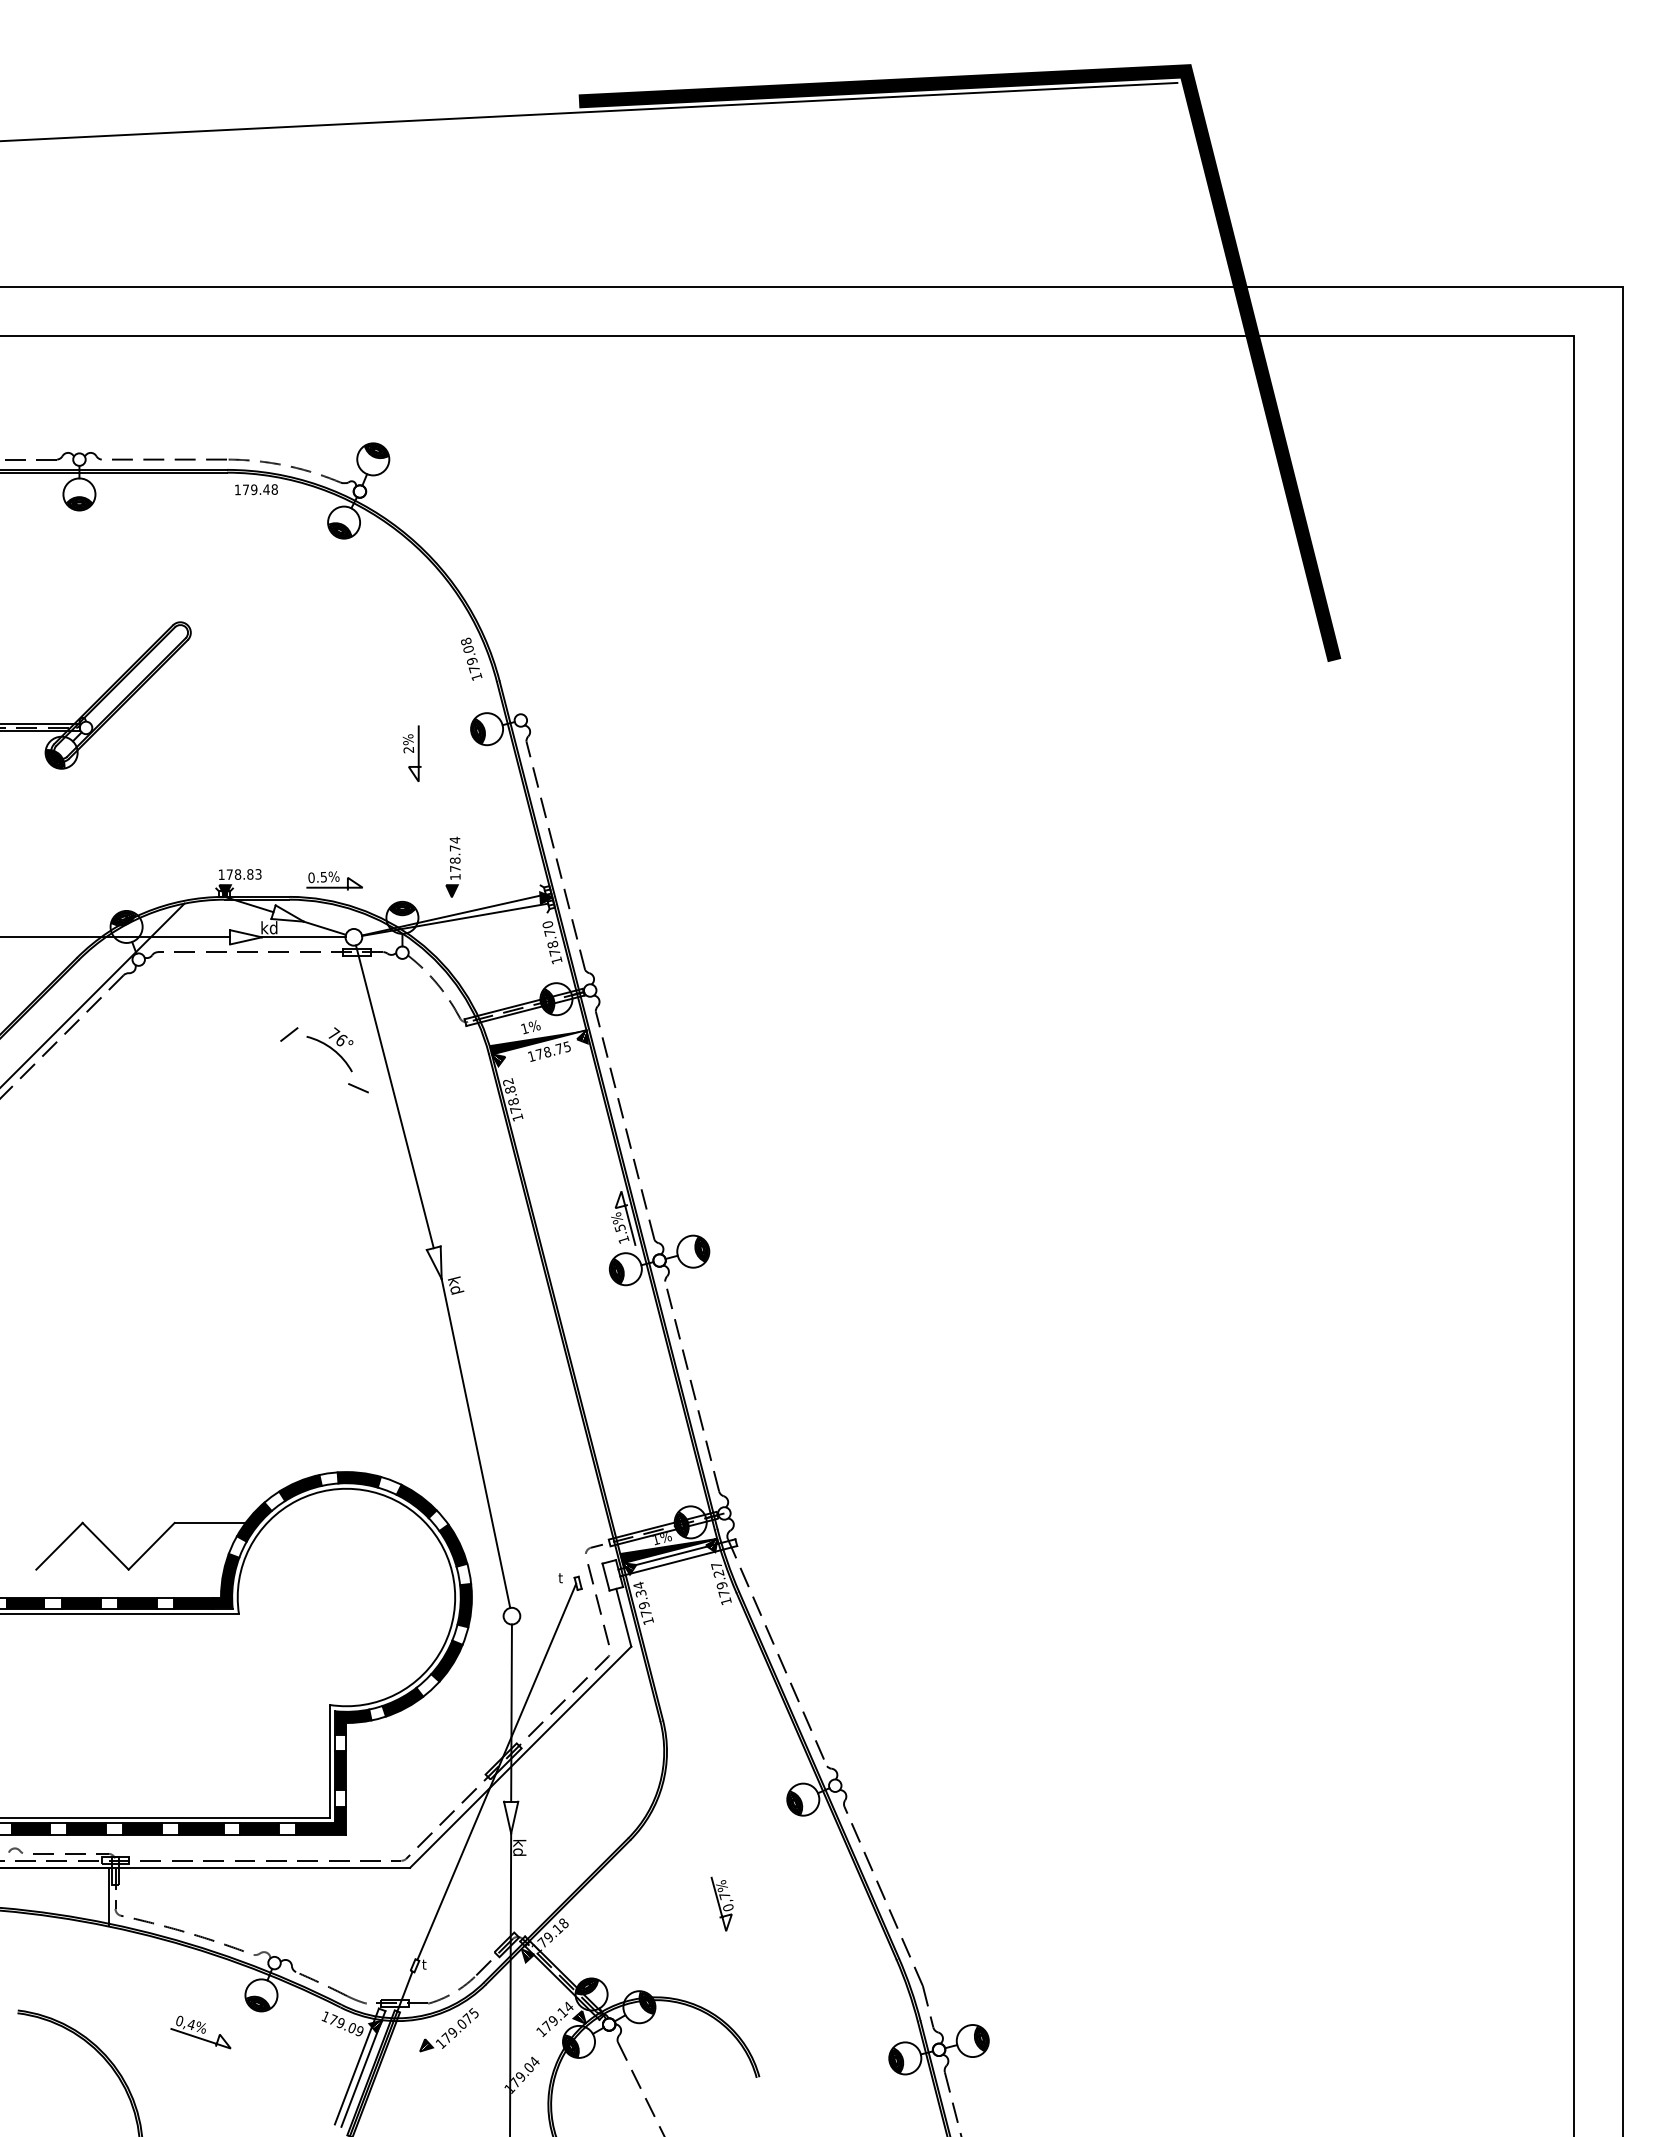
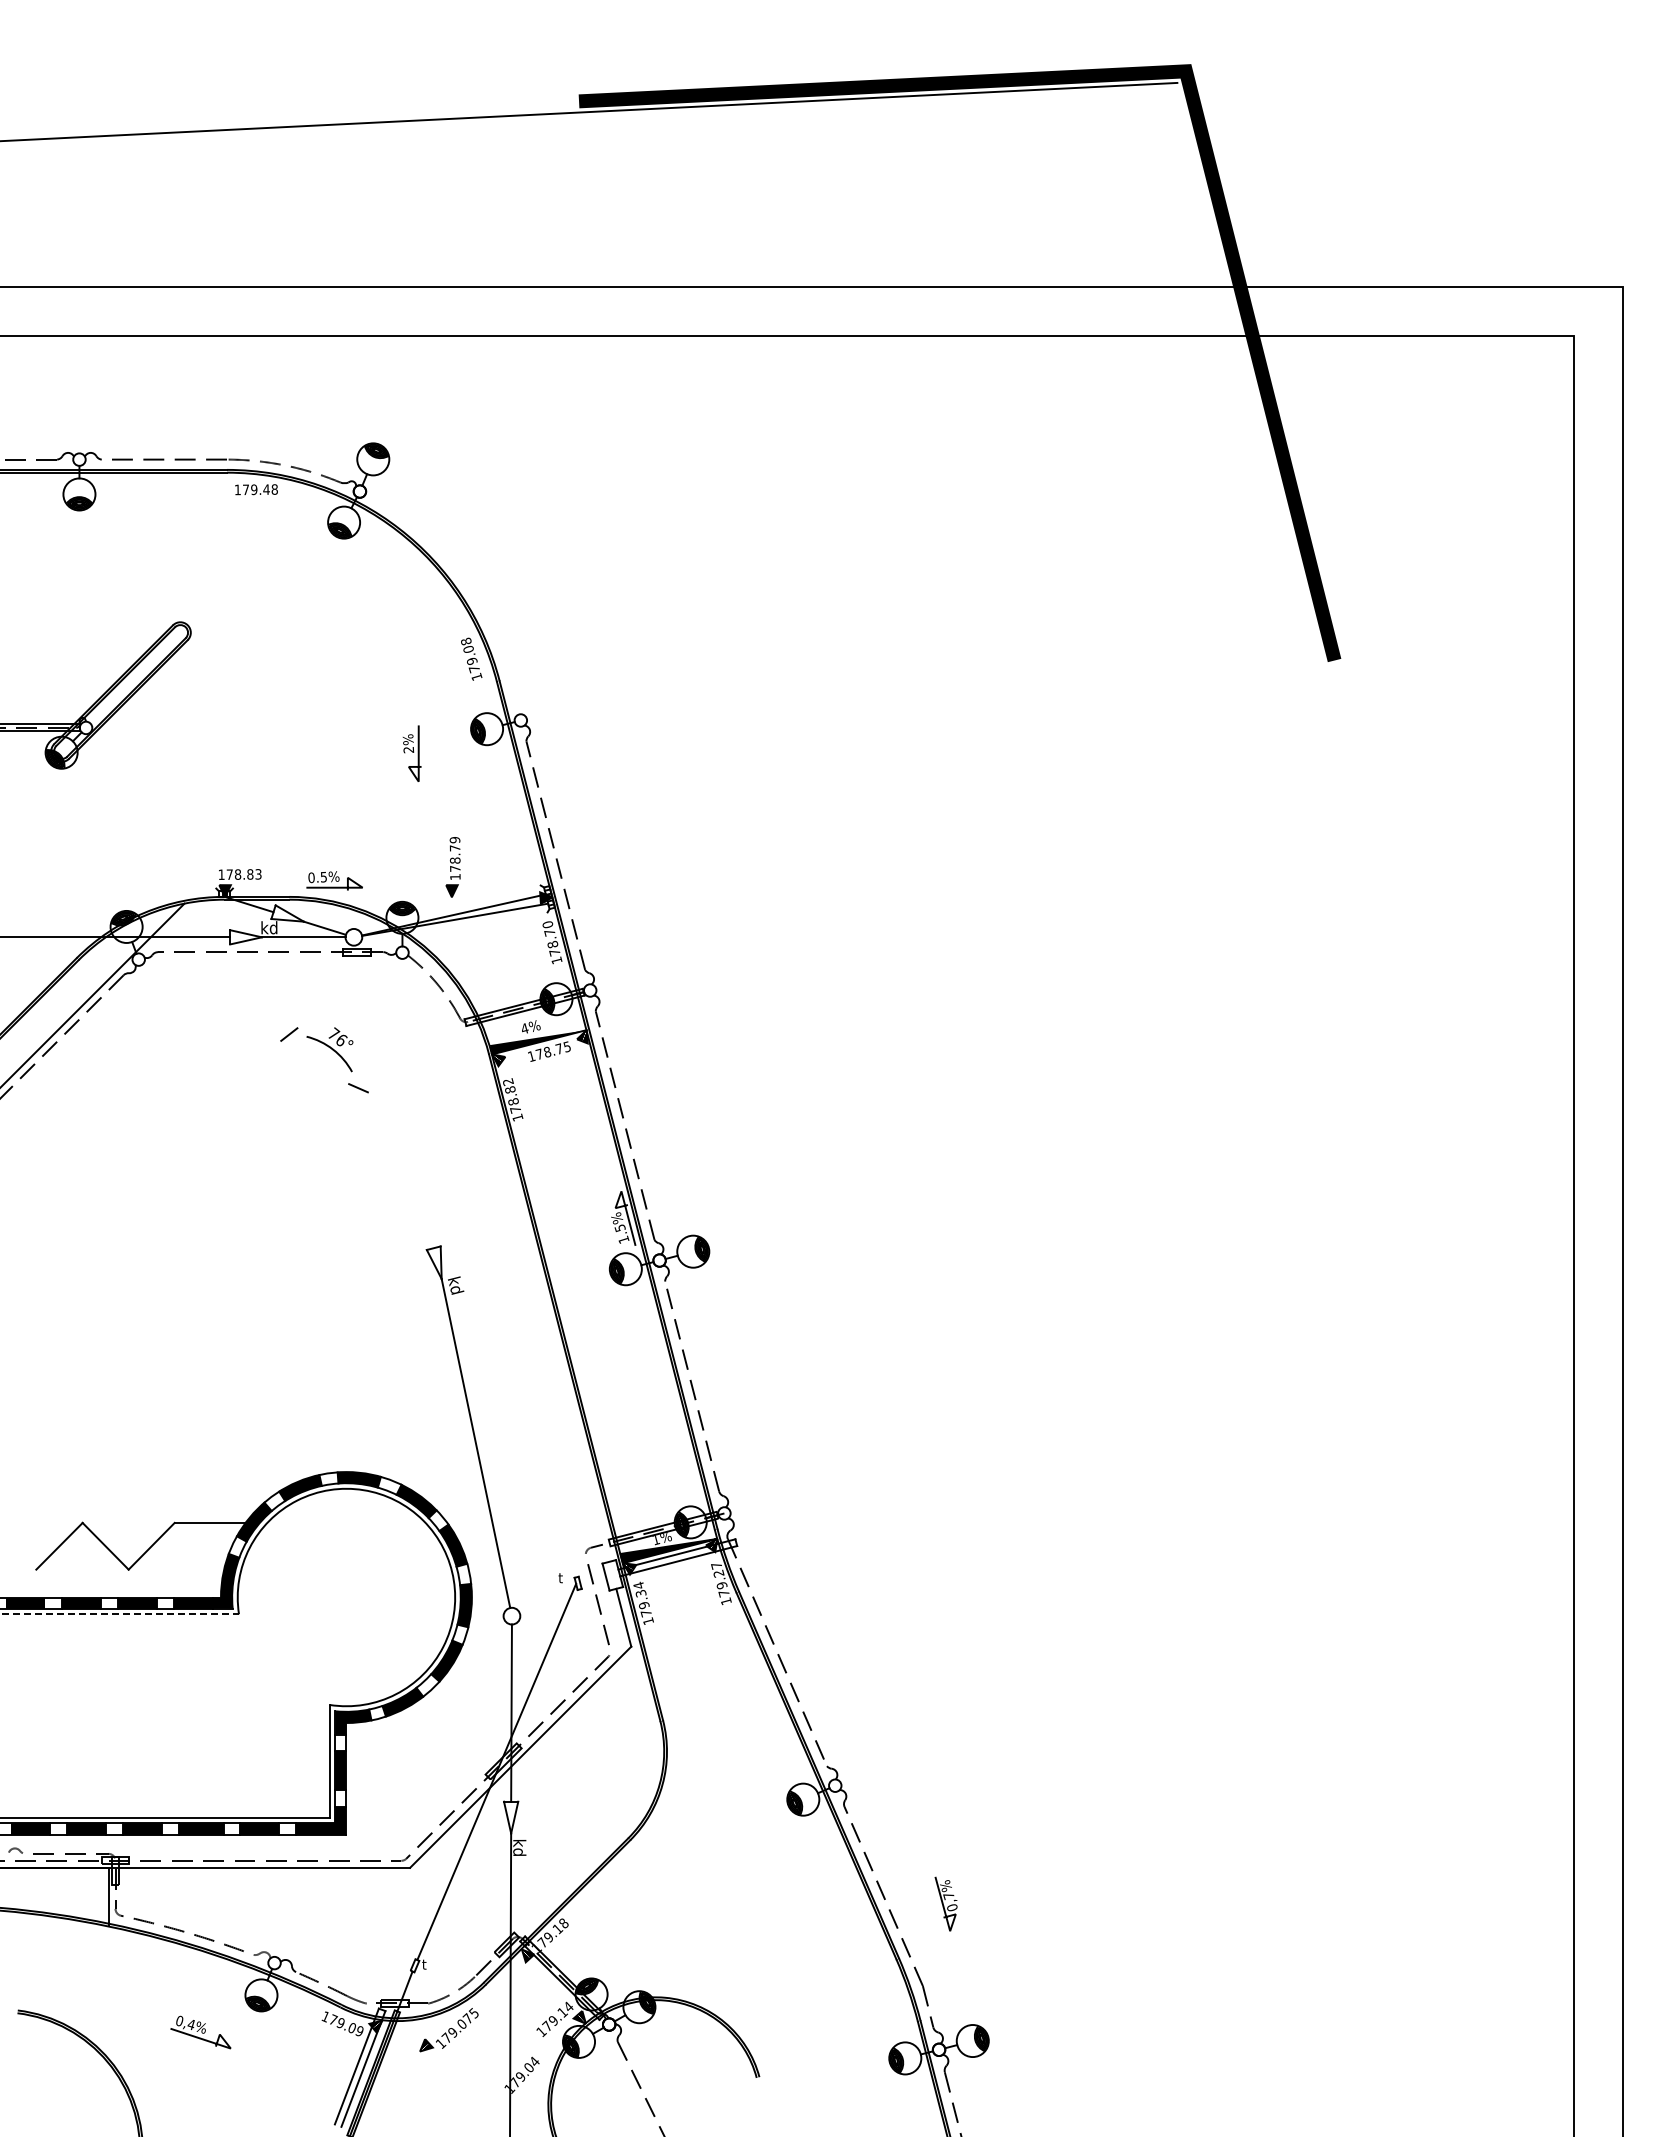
text: 178.74 -> 178.79 (454, 839)
text: 1% -> 4% (524, 1028)
line: present -> none (394, 1096)
line: solid -> dashed (120, 1614)
part position: (721, 1903) -> (945, 1903) (945, 1903)
